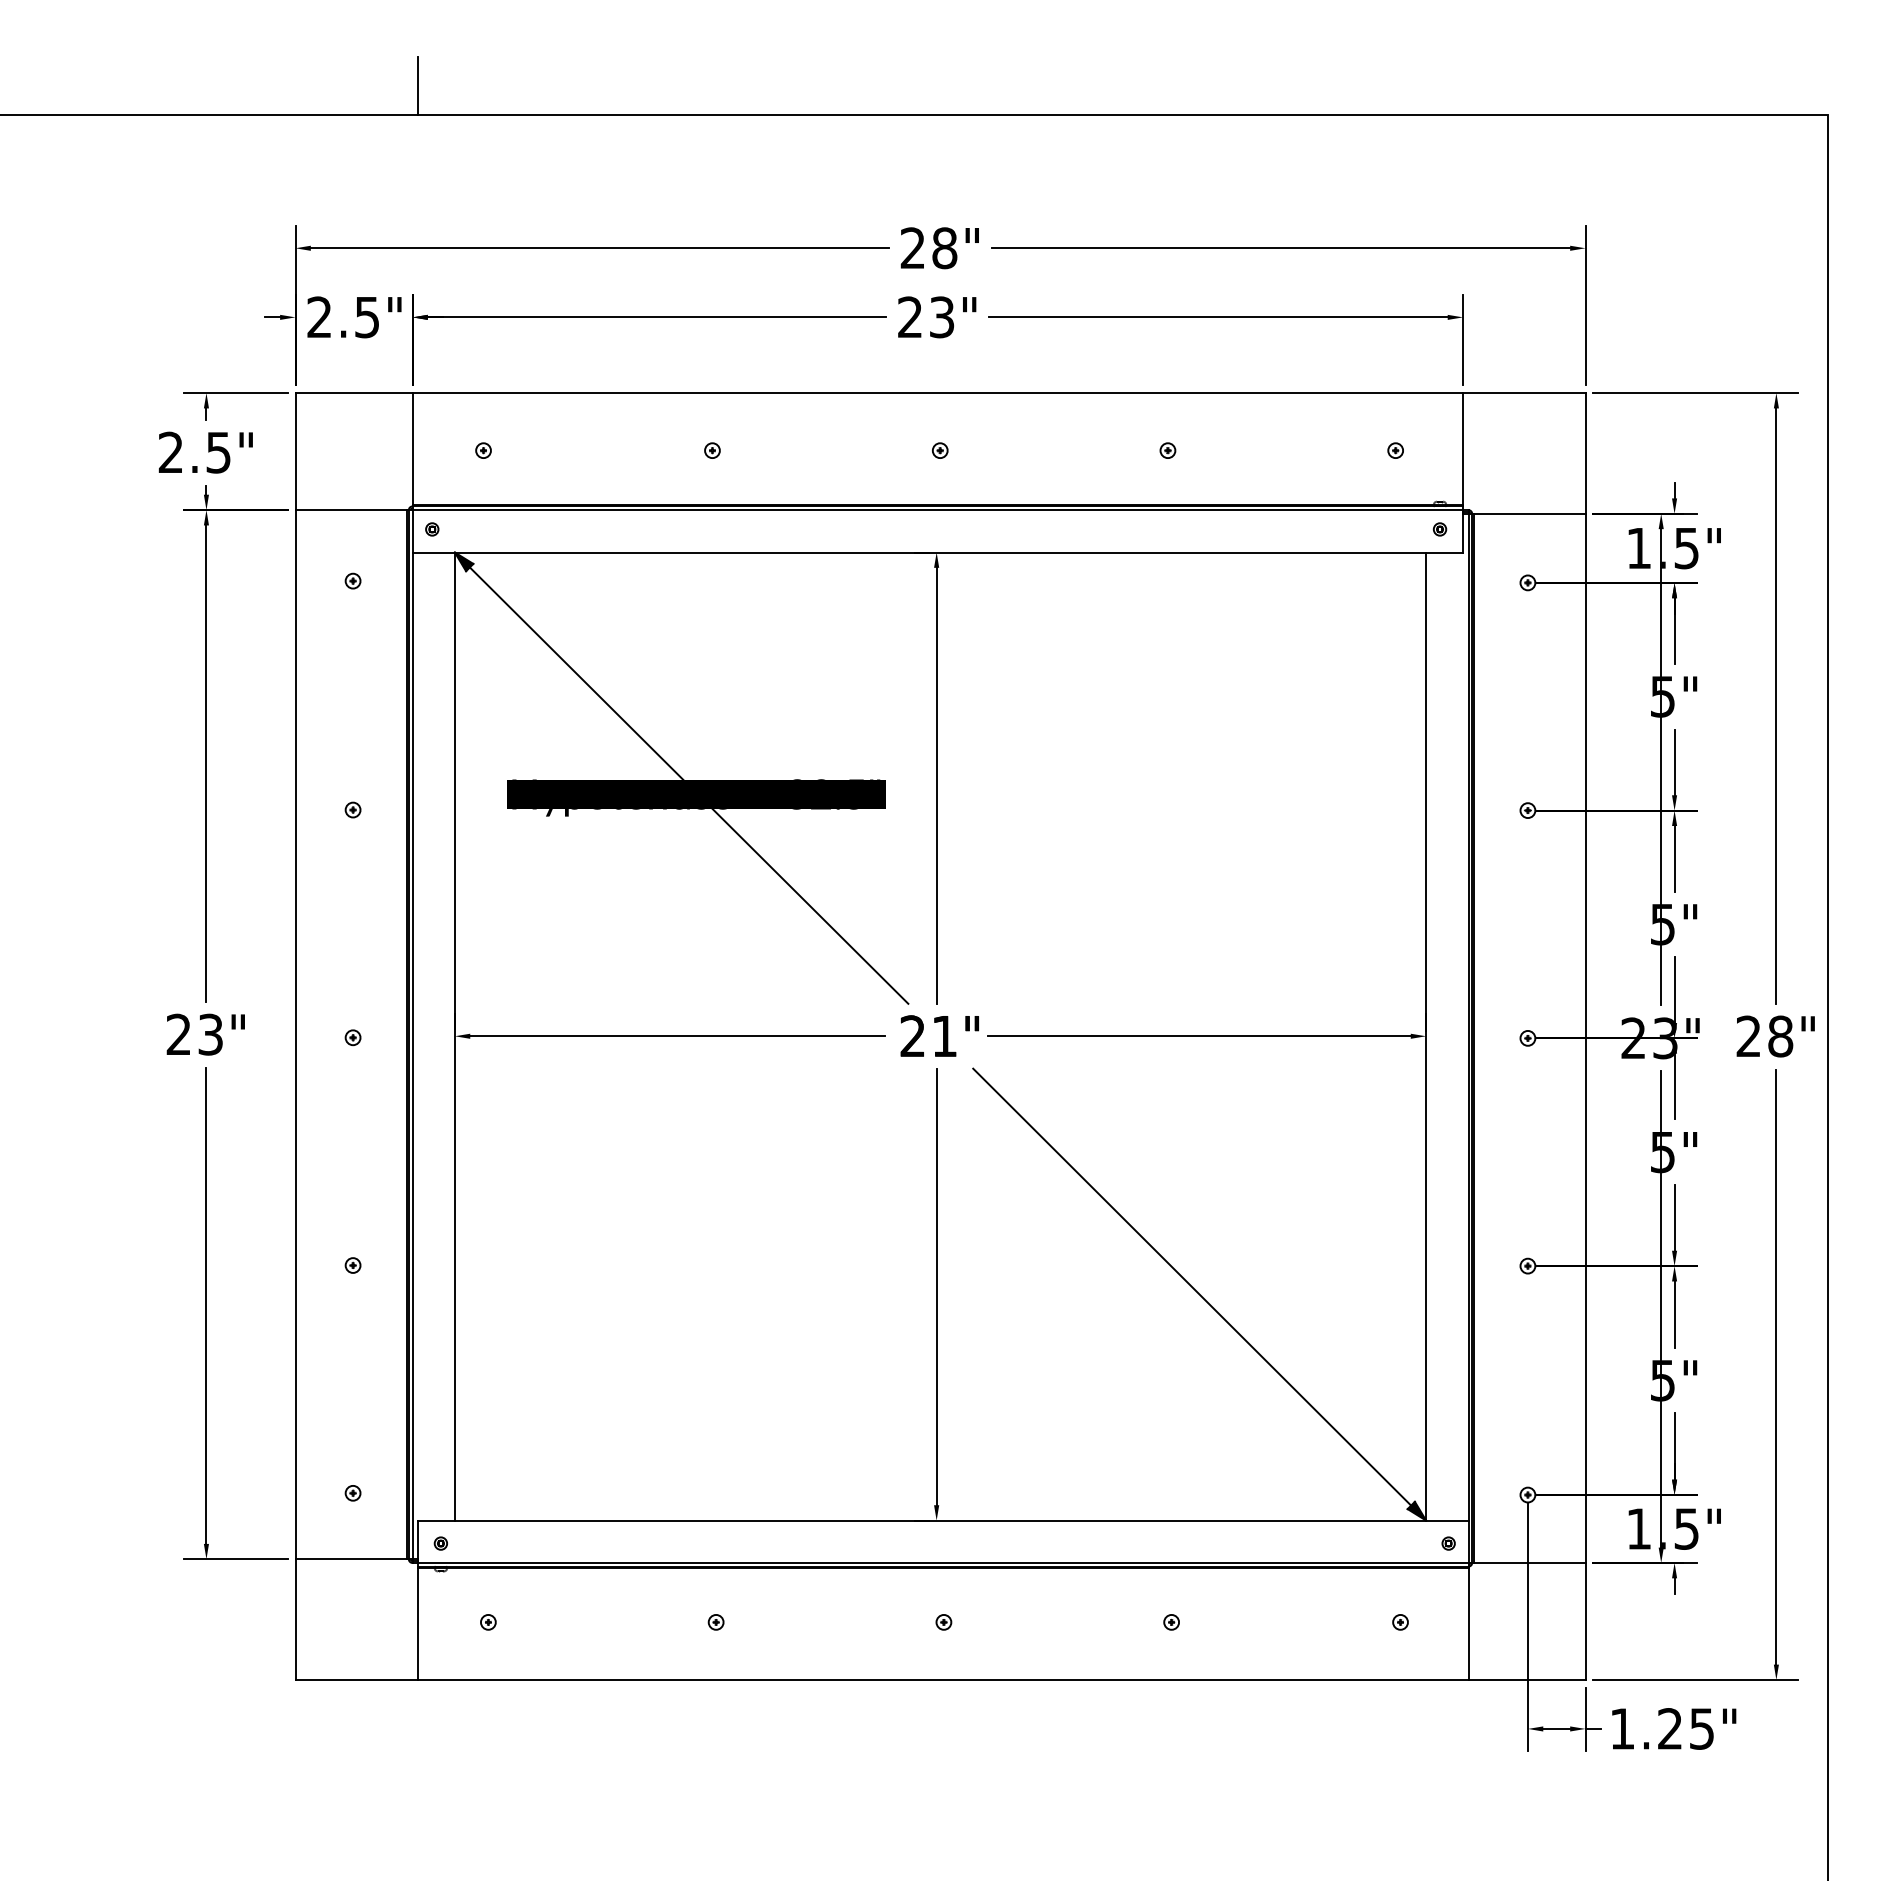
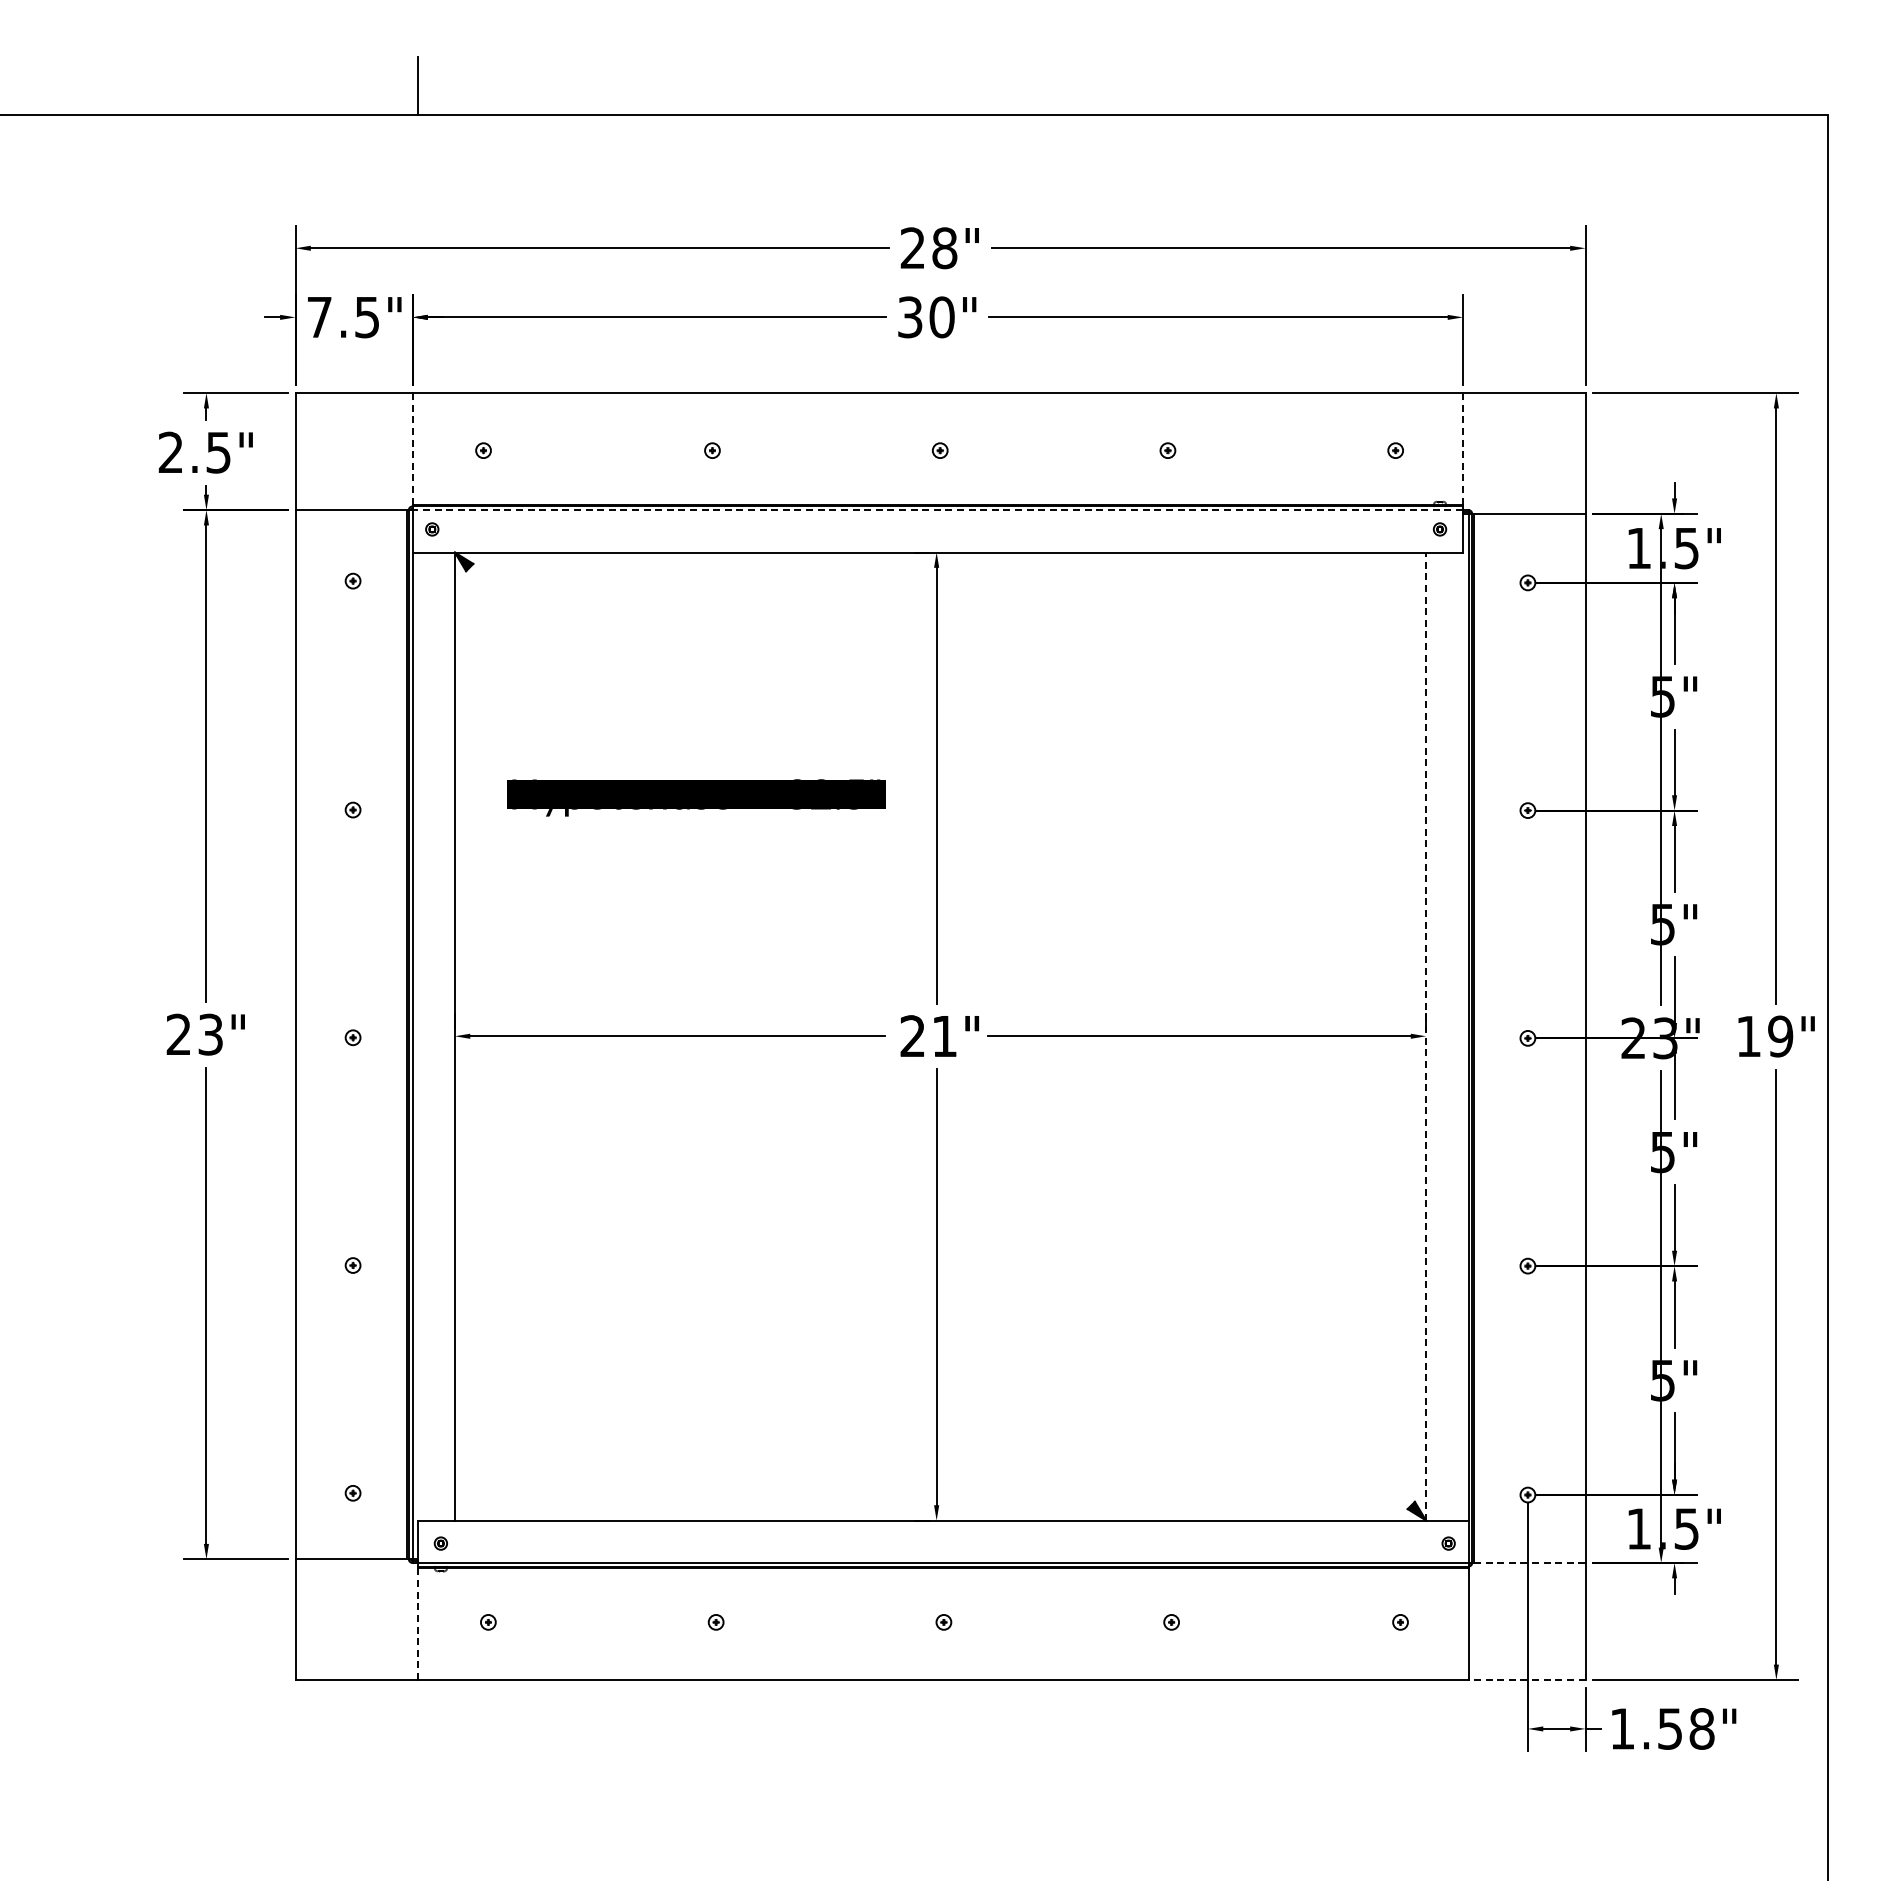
text: 2.5" -> 7.5" (319, 316)
text: 23" -> 30" (926, 317)
line: solid -> dashed (412, 448)
line: solid -> dashed (1463, 448)
line: solid -> dashed (937, 510)
line: present -> none (688, 785)
line: solid -> dashed (1426, 1036)
text: 28" -> 19" (1764, 1036)
line: present -> none (1192, 1286)
line: solid -> dashed (1529, 1562)
line: solid -> dashed (417, 1624)
line: solid -> dashed (1527, 1679)
text: 1.25" -> 1.58" (1686, 1728)
